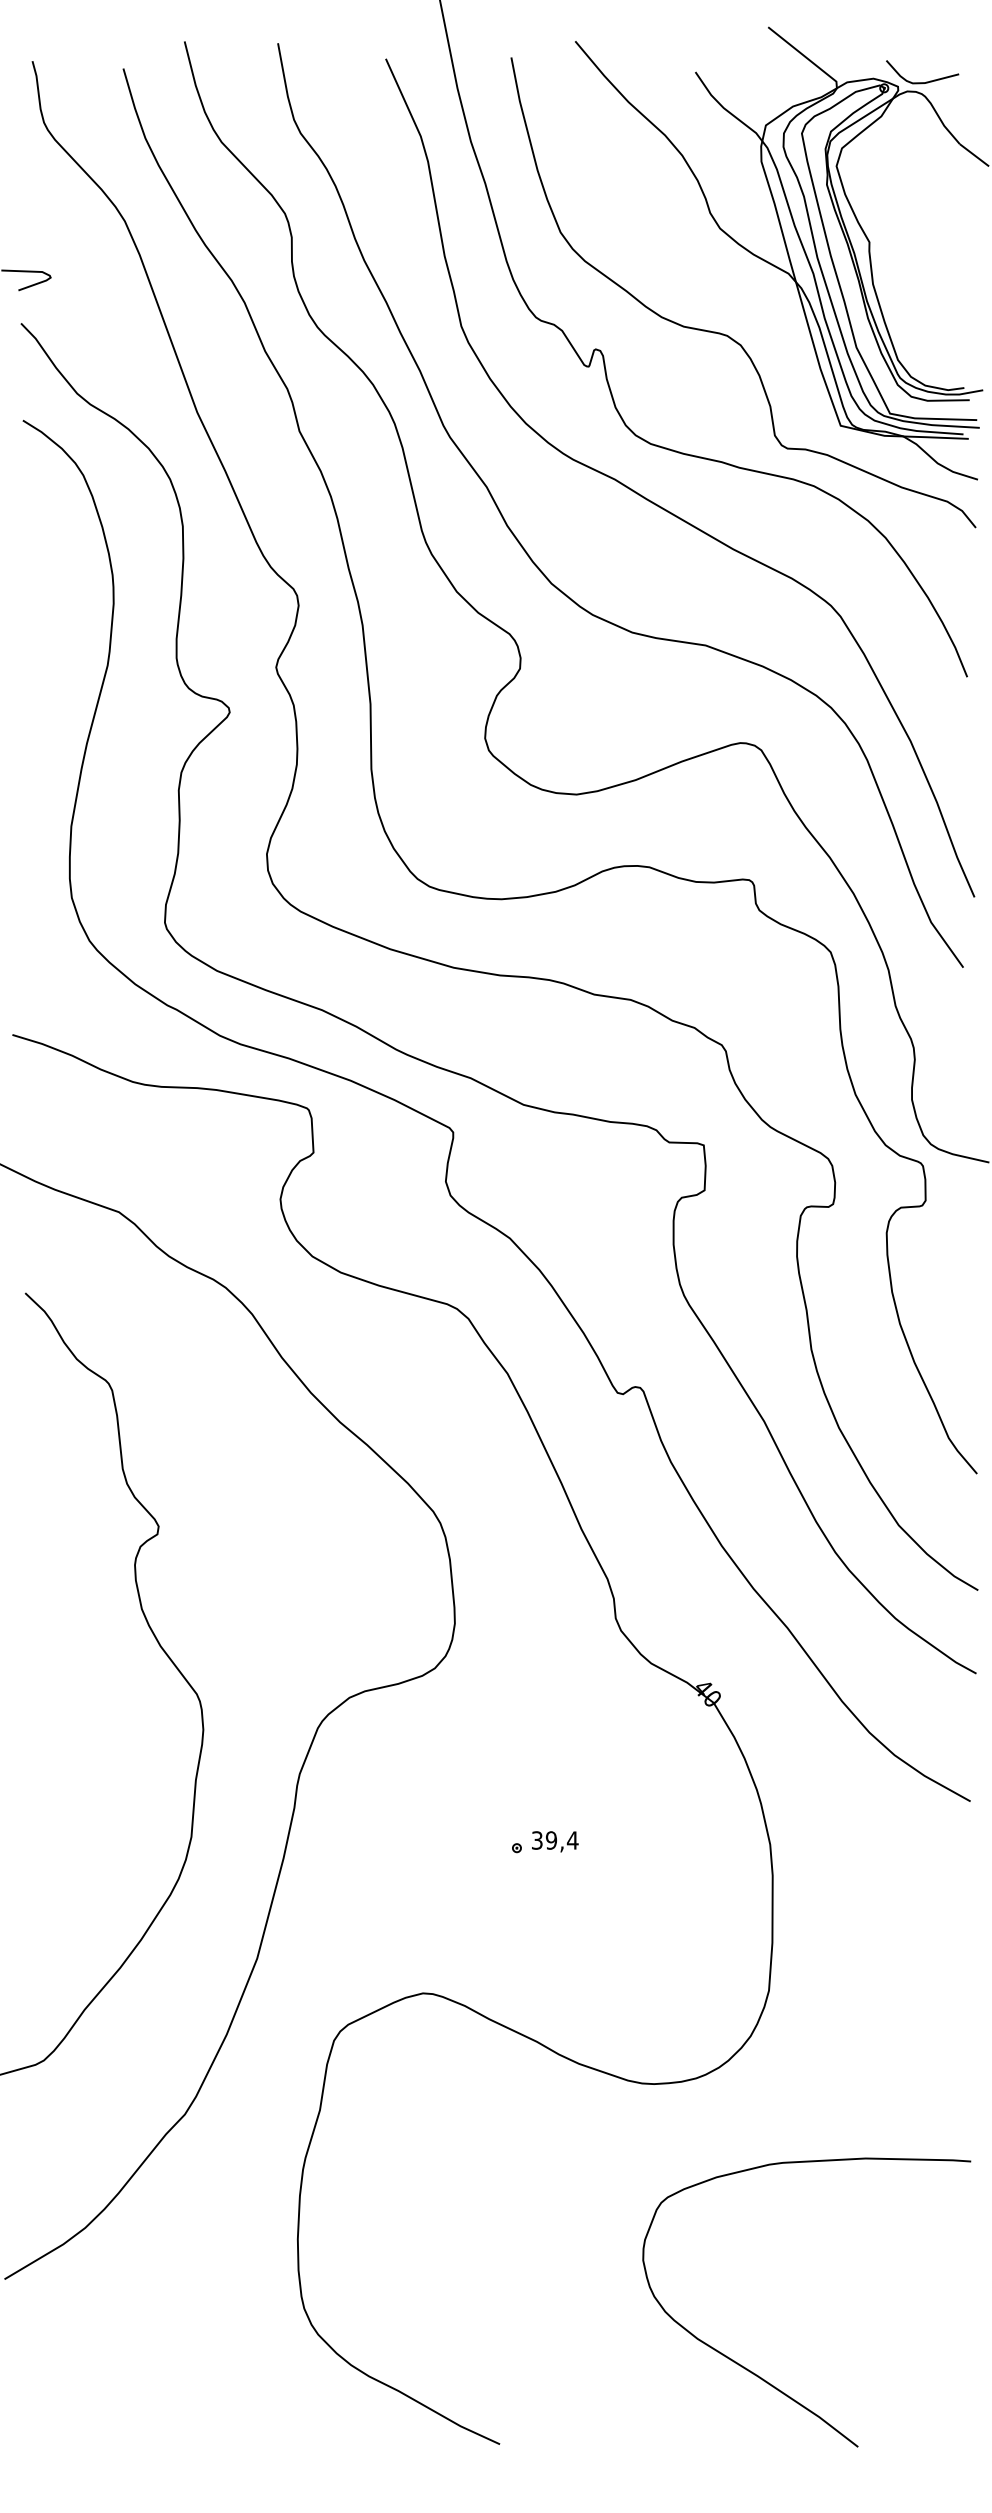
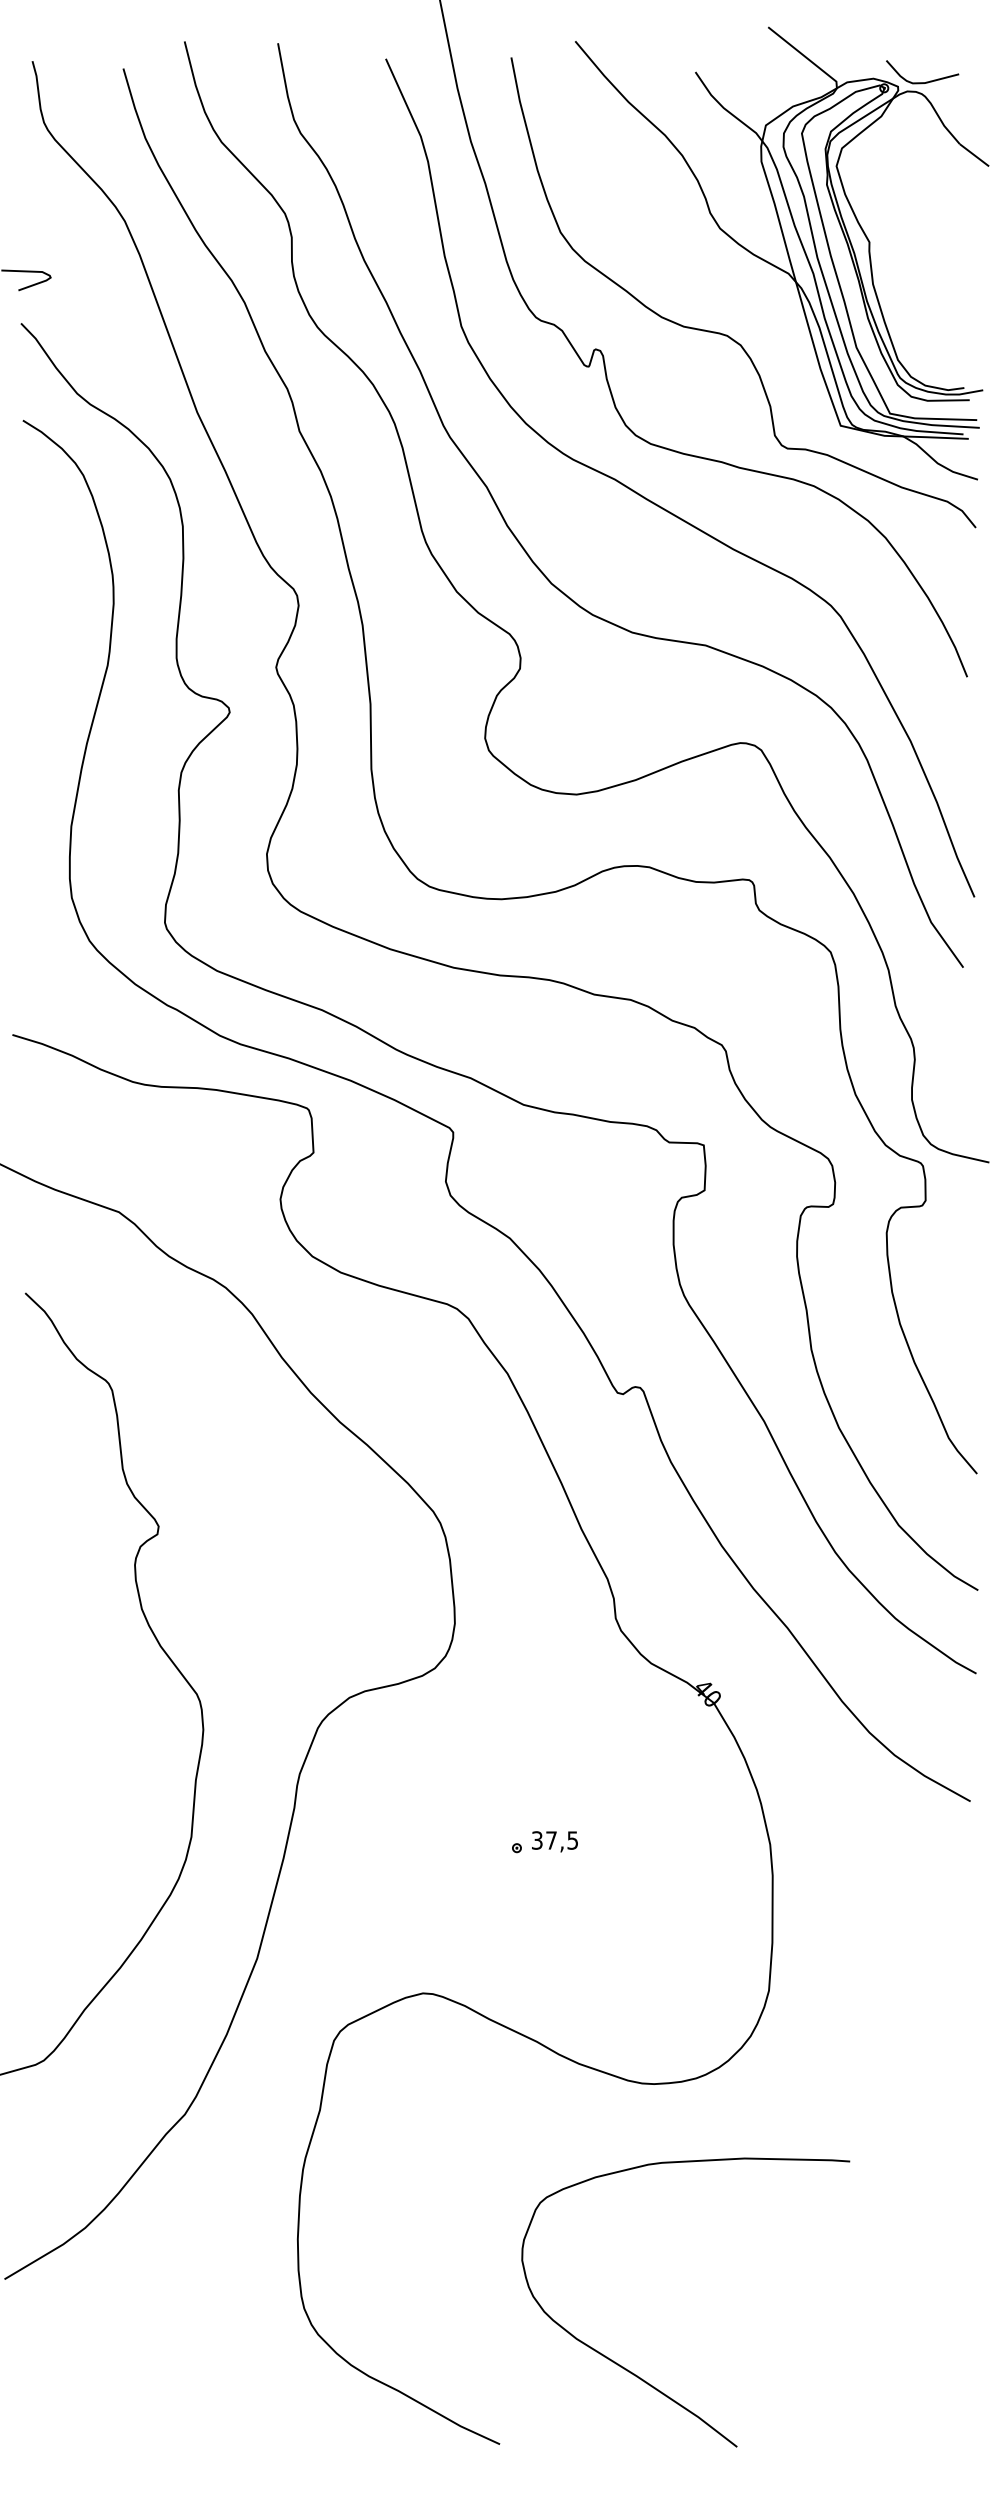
text: 39,4 -> 37,5 (561, 1840)
curve position: (757, 2374) -> (636, 2374) (636, 2374)
